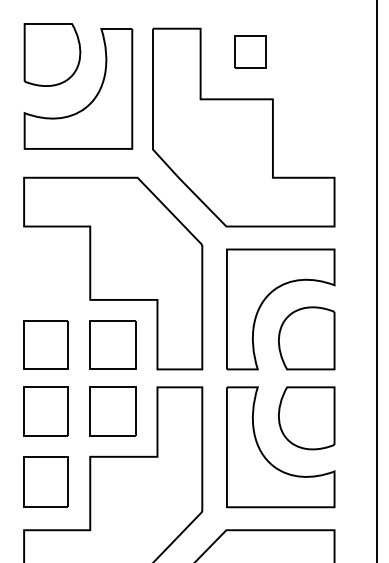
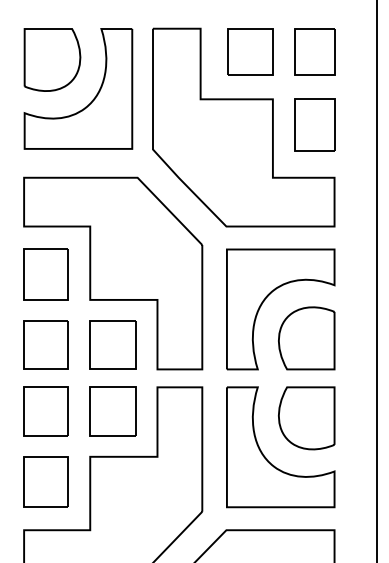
part size: 33x34 px -> 47x48 px (250, 51)
part: none -> present (314, 51)
part position: (52, 54) -> (52, 59) (52, 59)
part: none -> present (314, 124)
part: none -> present (45, 274)
